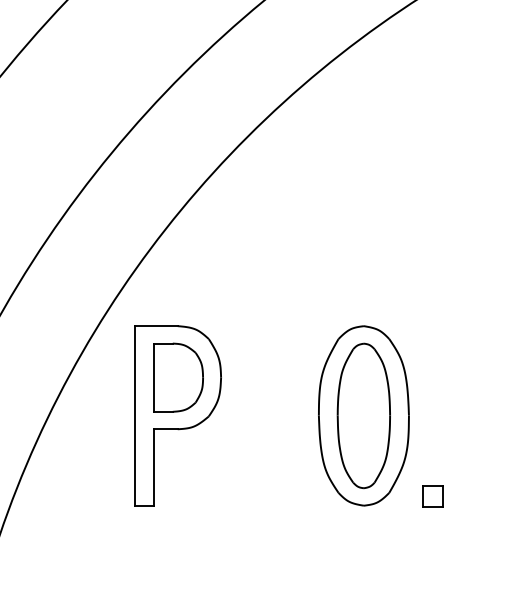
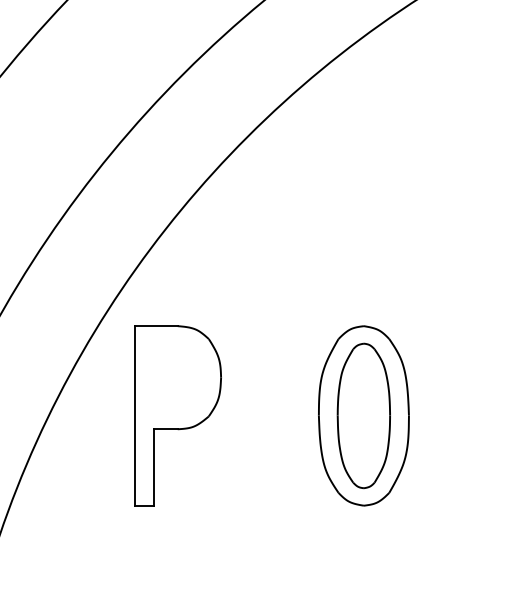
part: present -> none (178, 377)
part: present -> none (432, 496)
